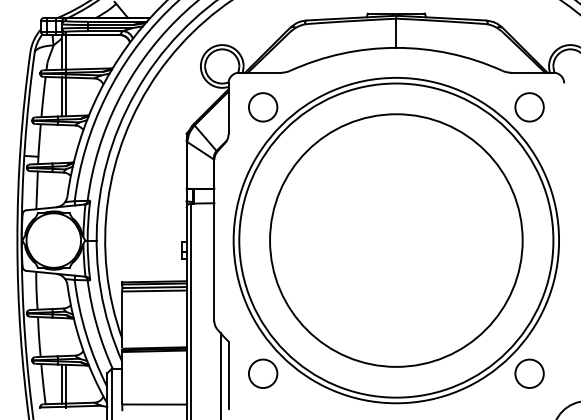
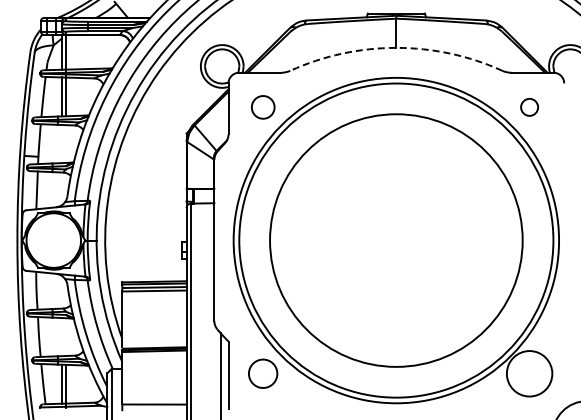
arc: solid -> dashed (396, 47)
circle size: 31x31 px -> 25x25 px (263, 107)
circle diameter: 28 px -> 17 px (529, 106)
circle diameter: 28 px -> 45 px (529, 373)
